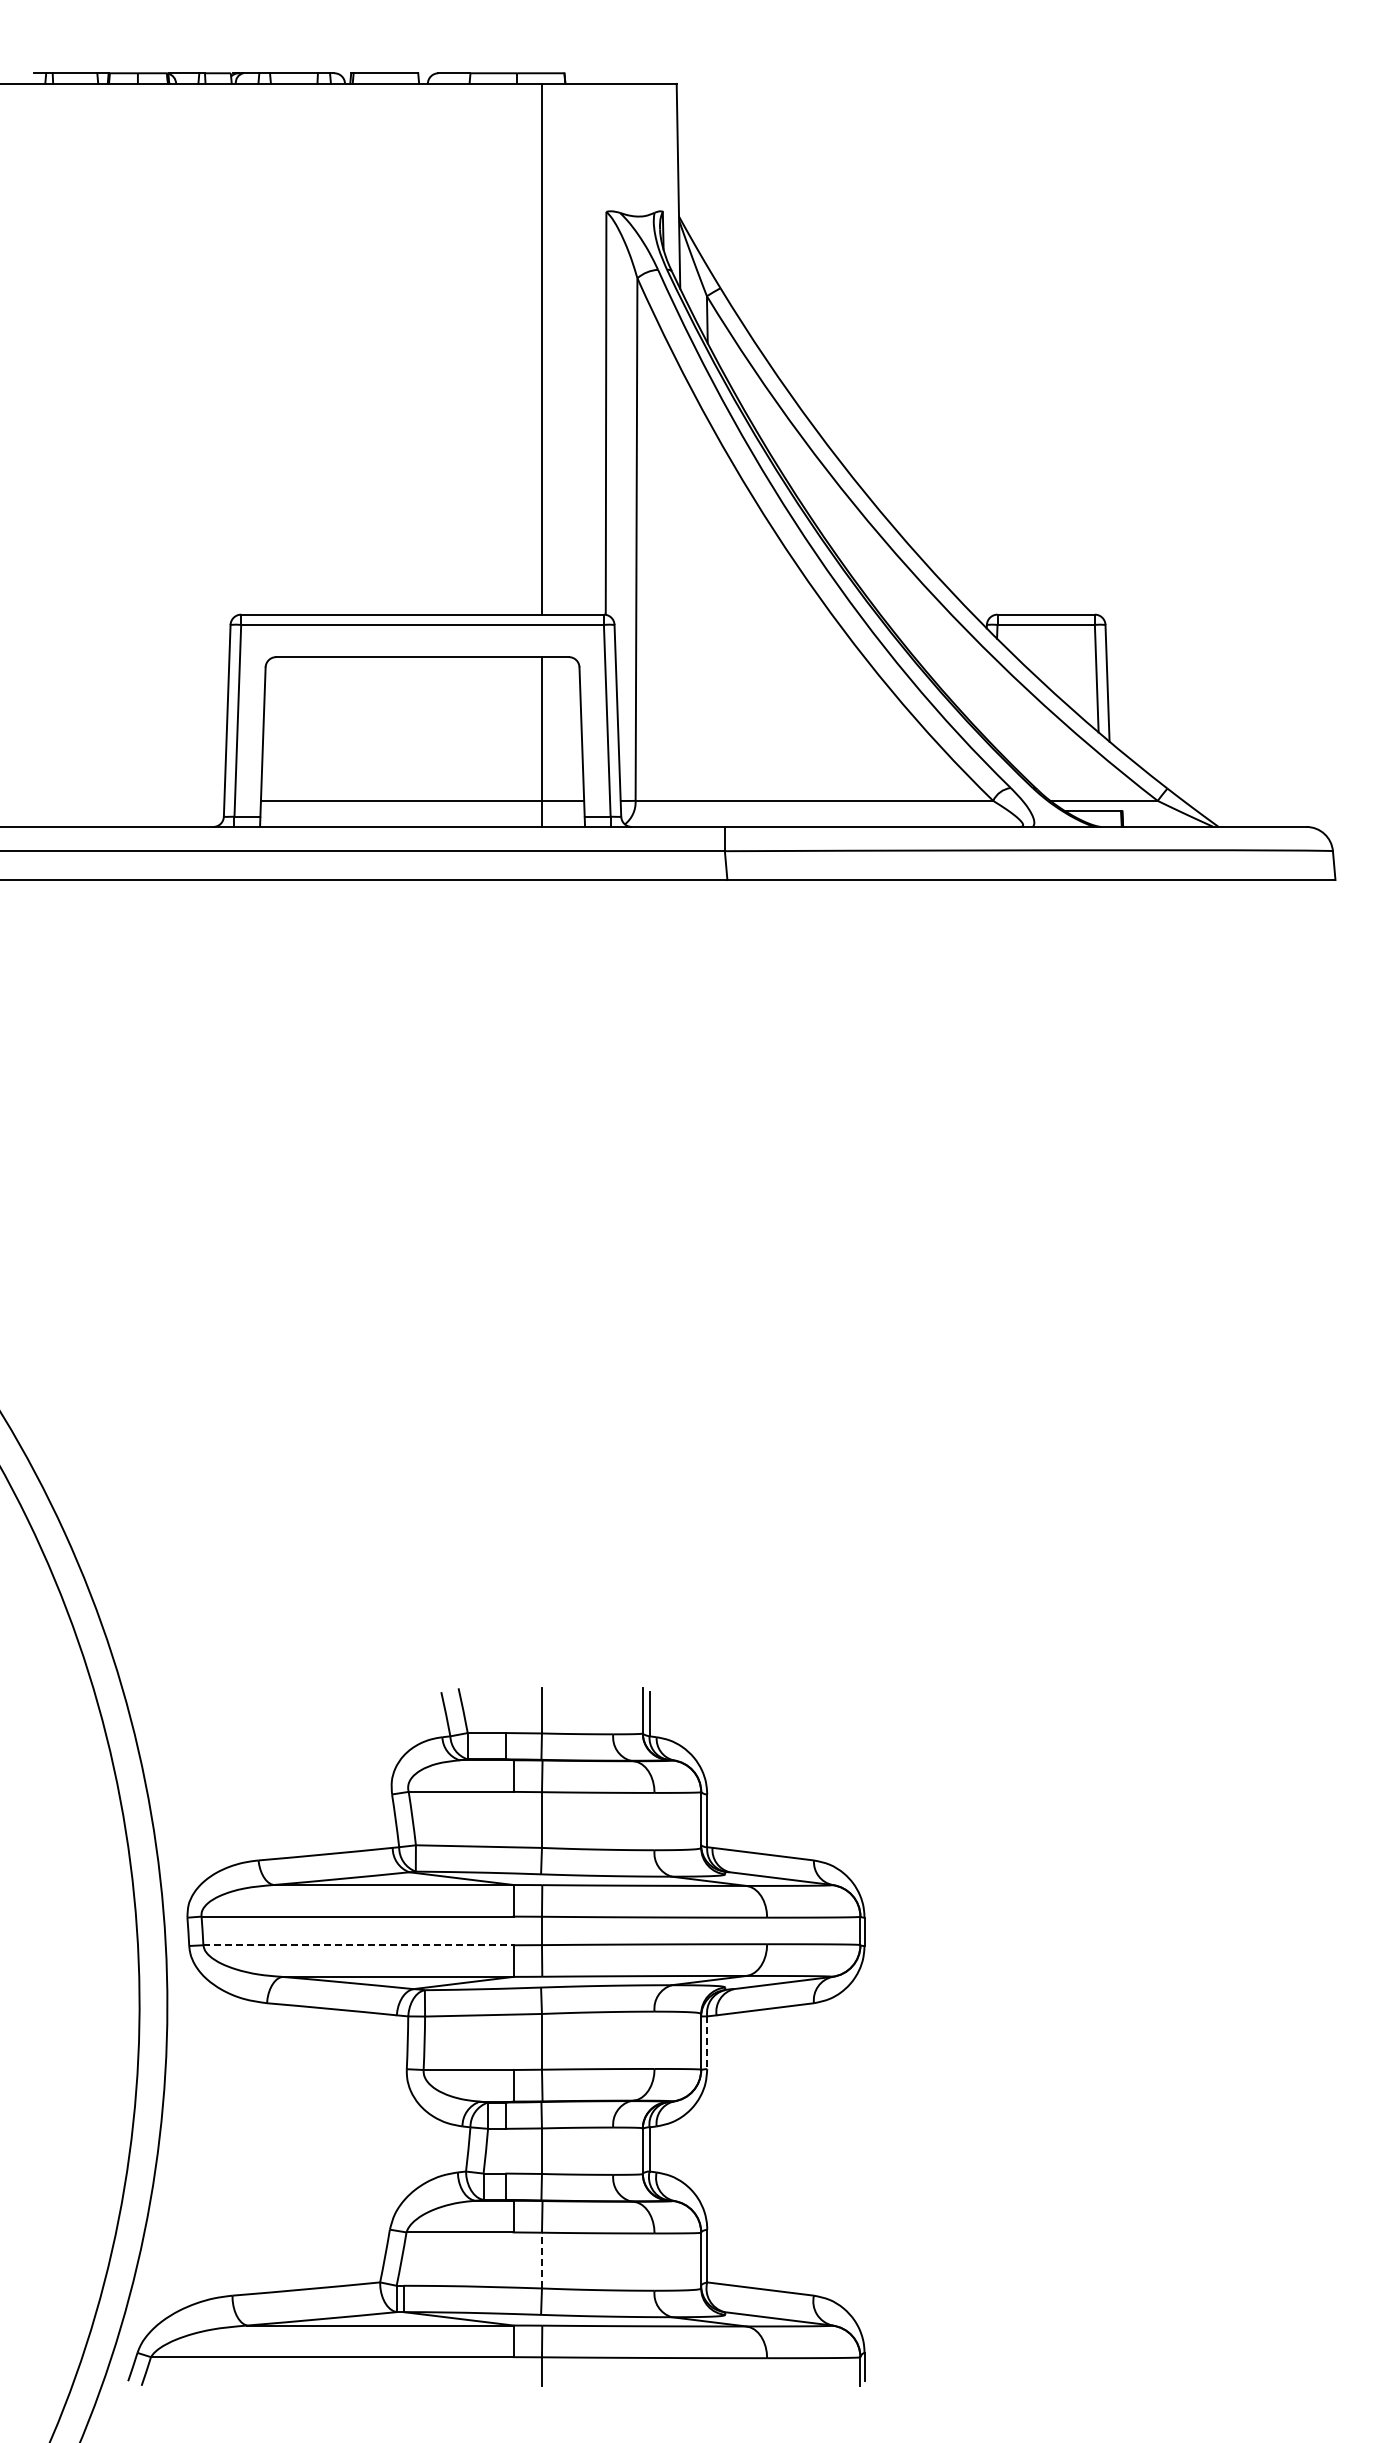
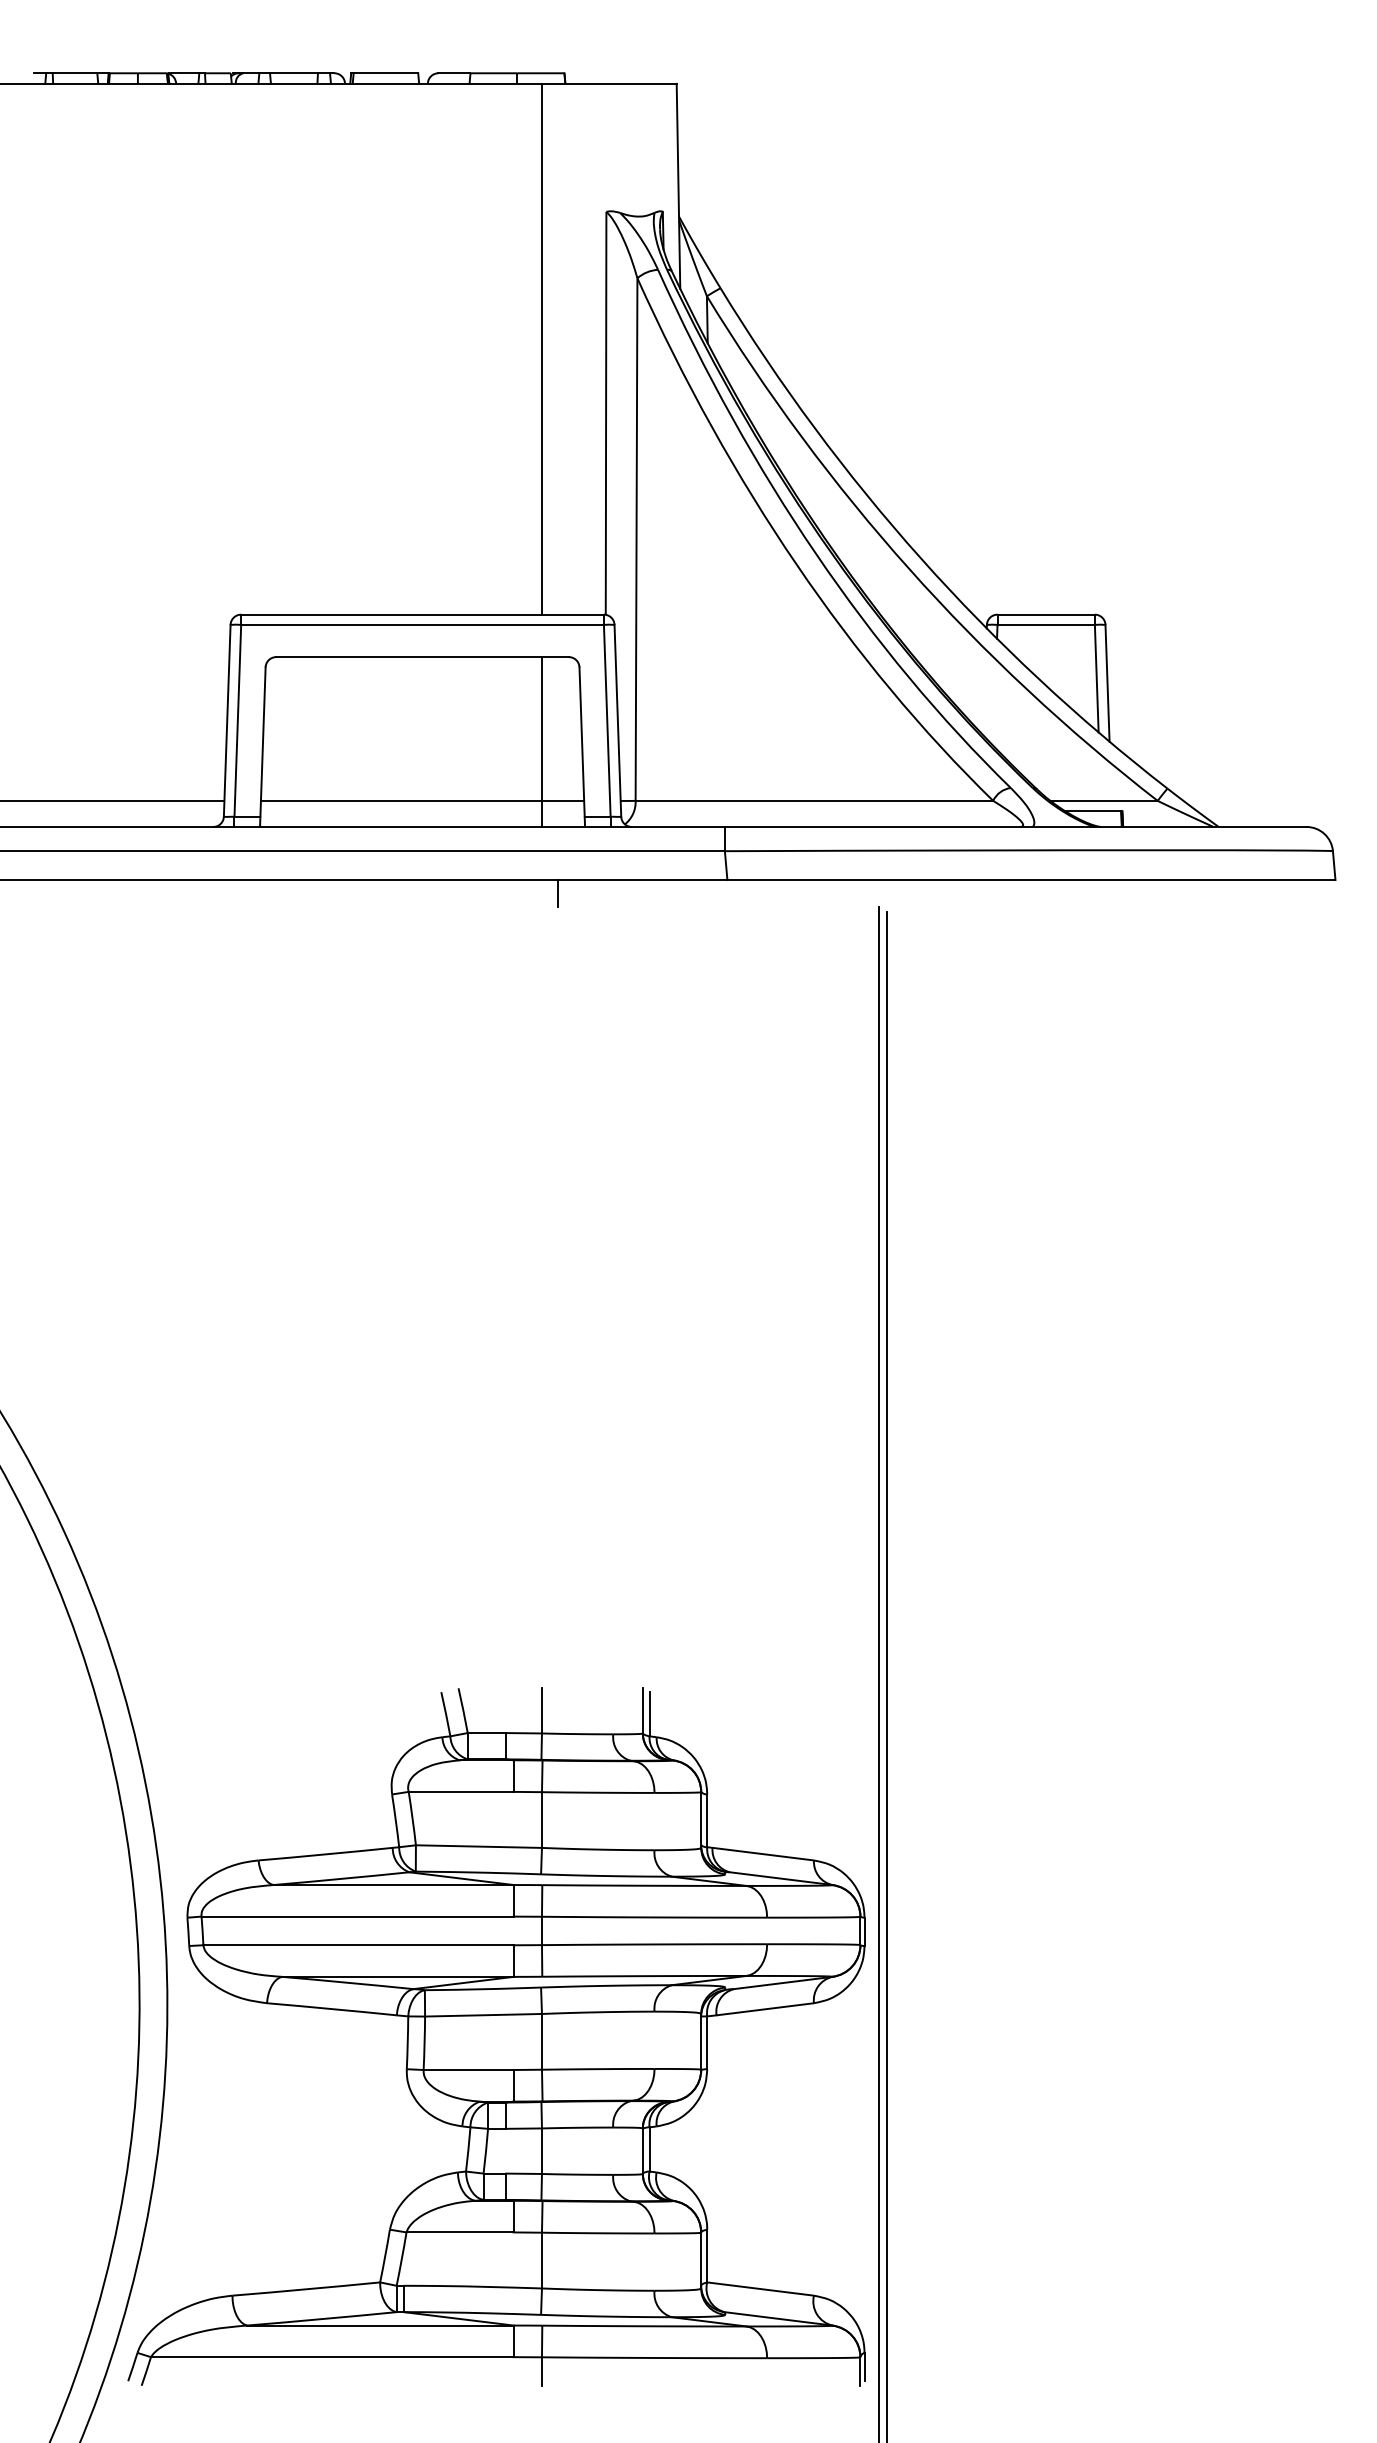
line: none -> present (113, 800)
line: none -> present (557, 893)
line: none -> present (879, 1672)
line: none -> present (886, 1675)
line: dashed -> solid (359, 1945)
line: dashed -> solid (707, 2043)
line: dashed -> solid (541, 2260)
